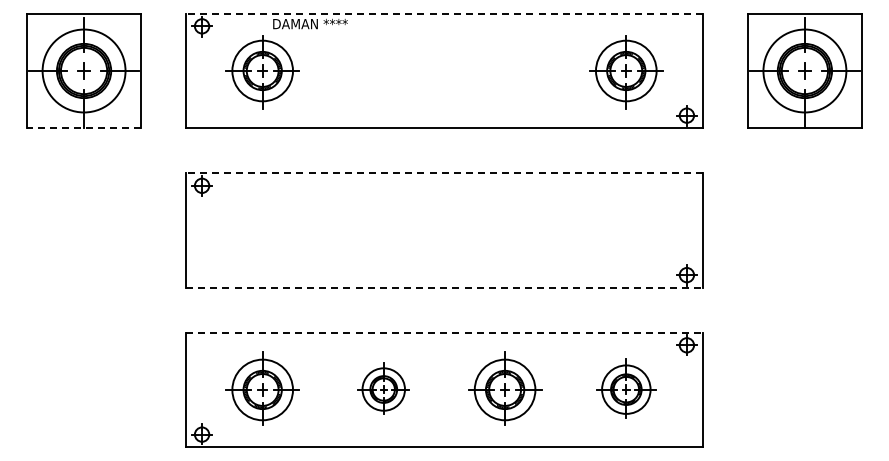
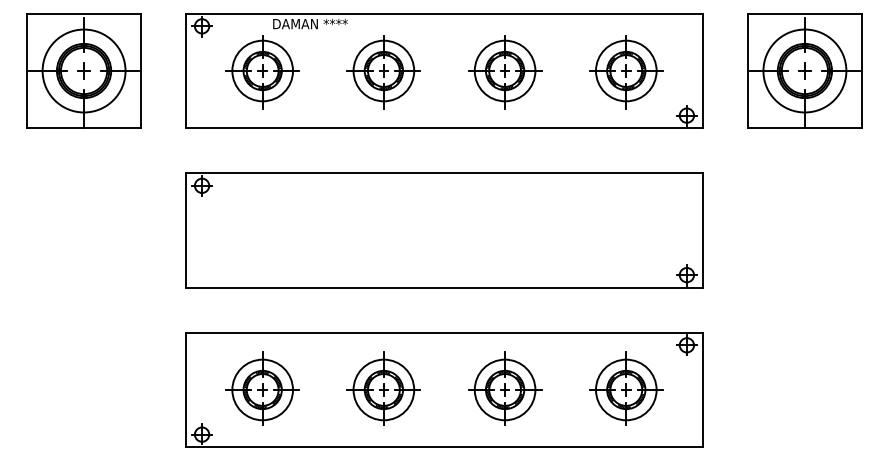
line: dashed -> solid (444, 13)
part: none -> present (383, 72)
part: none -> present (505, 72)
line: dashed -> solid (83, 128)
line: dashed -> solid (444, 173)
line: dashed -> solid (444, 287)
line: dashed -> solid (444, 332)
part size: 53x53 px -> 75x75 px (383, 388)
part size: 61x61 px -> 75x75 px (626, 388)
